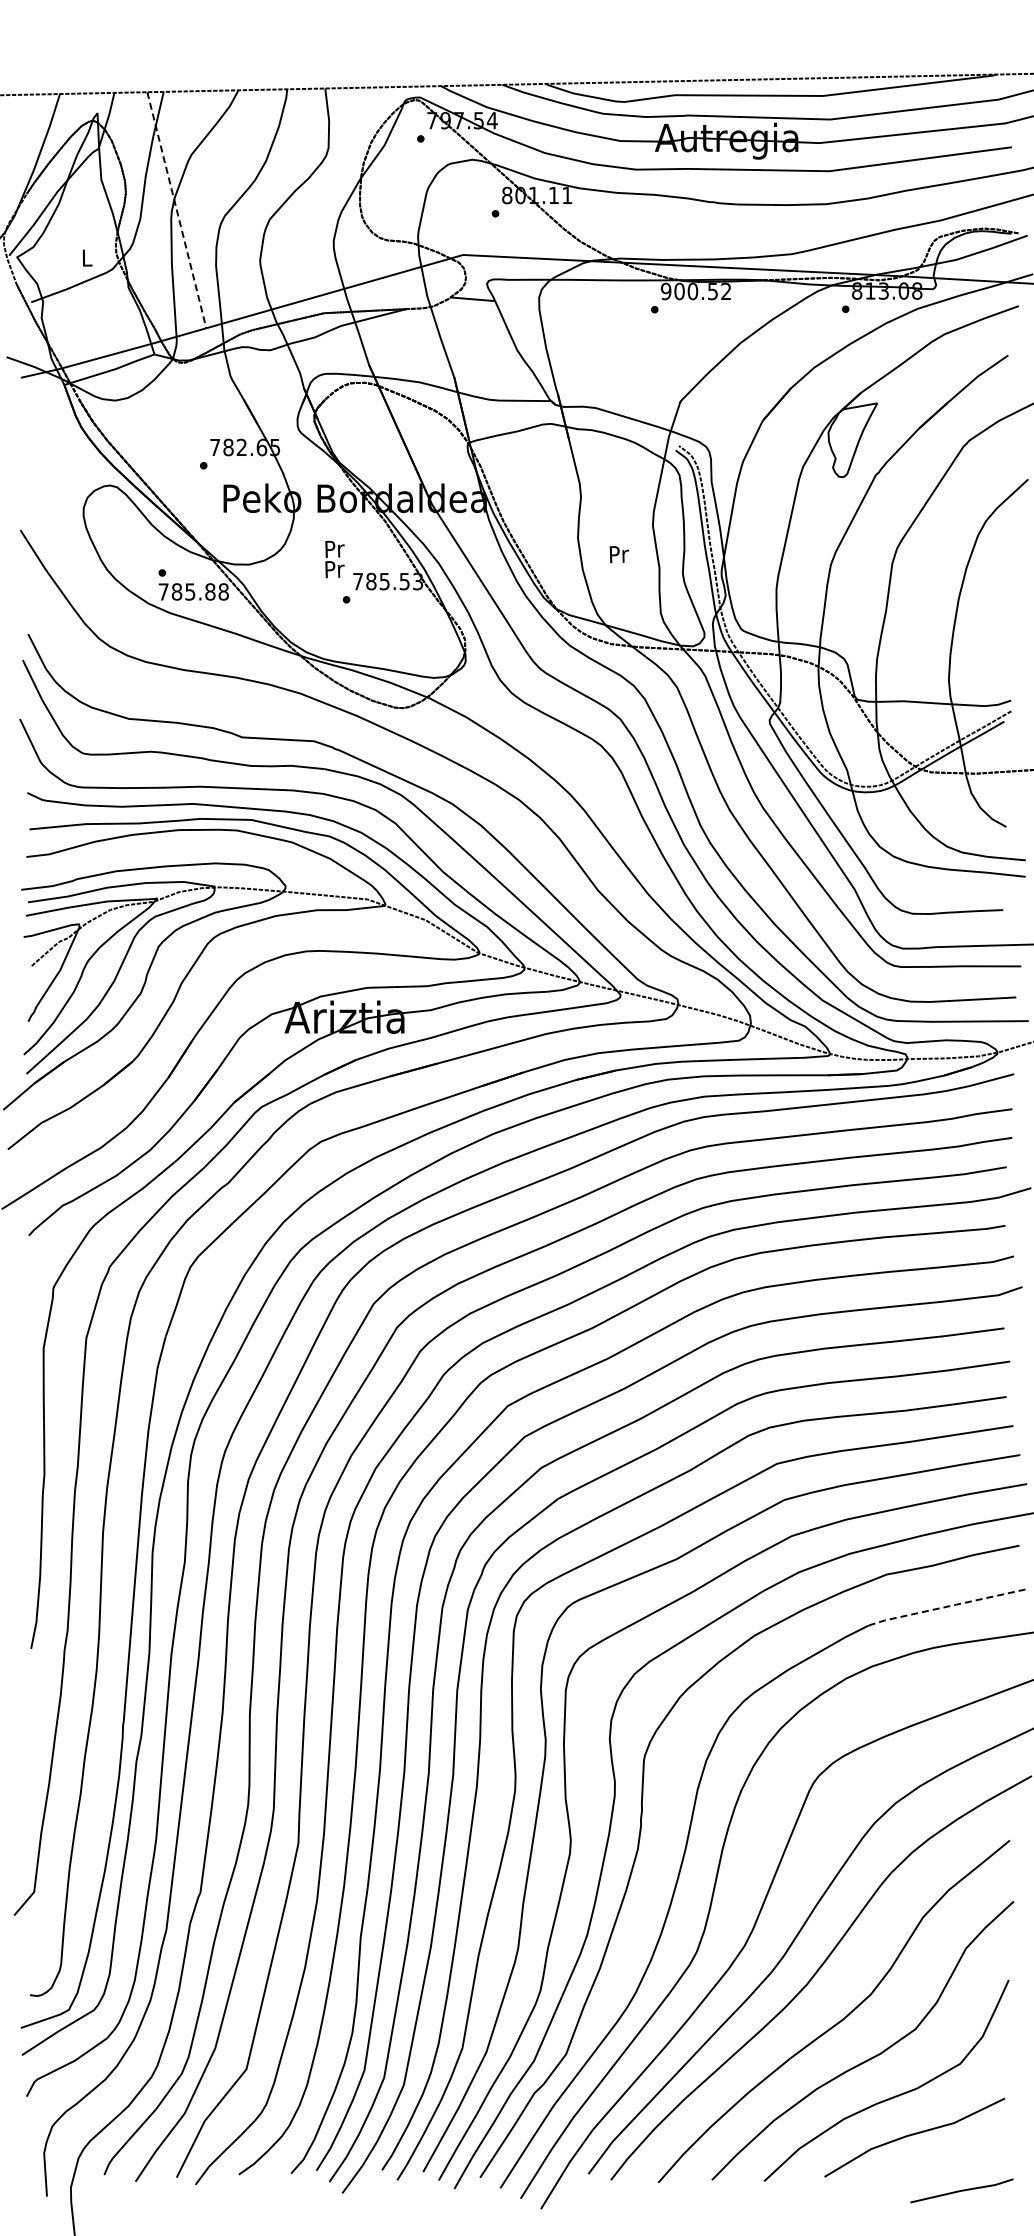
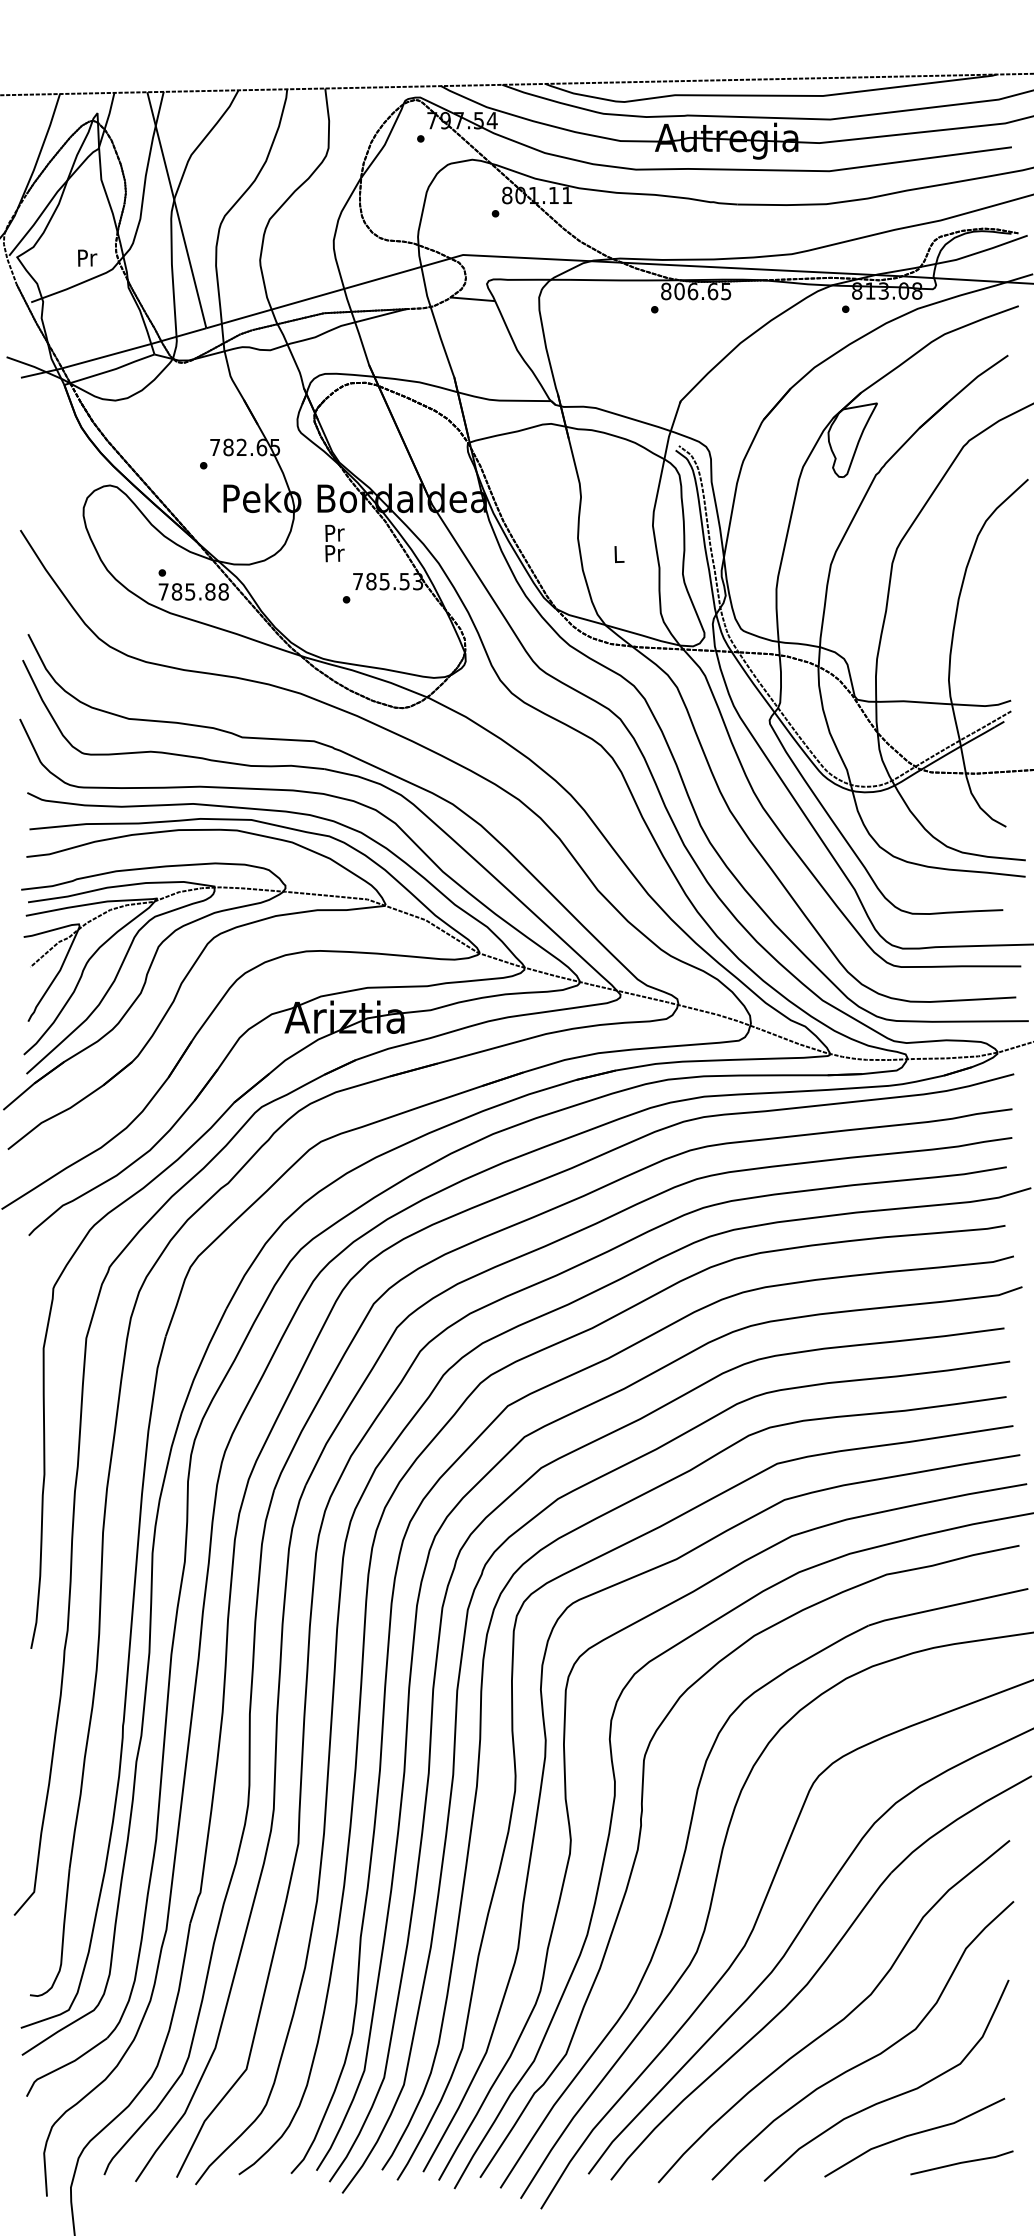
line: dashed -> solid (176, 210)
text: L -> Pr (87, 257)
text: 900.52 -> 806.65 (696, 291)
text: Pr -> L (619, 554)
text position: (334, 559) -> (334, 543) (334, 543)
line: dashed -> solid (948, 1606)
line position: (961, 2190) -> (961, 2162) (961, 2162)
